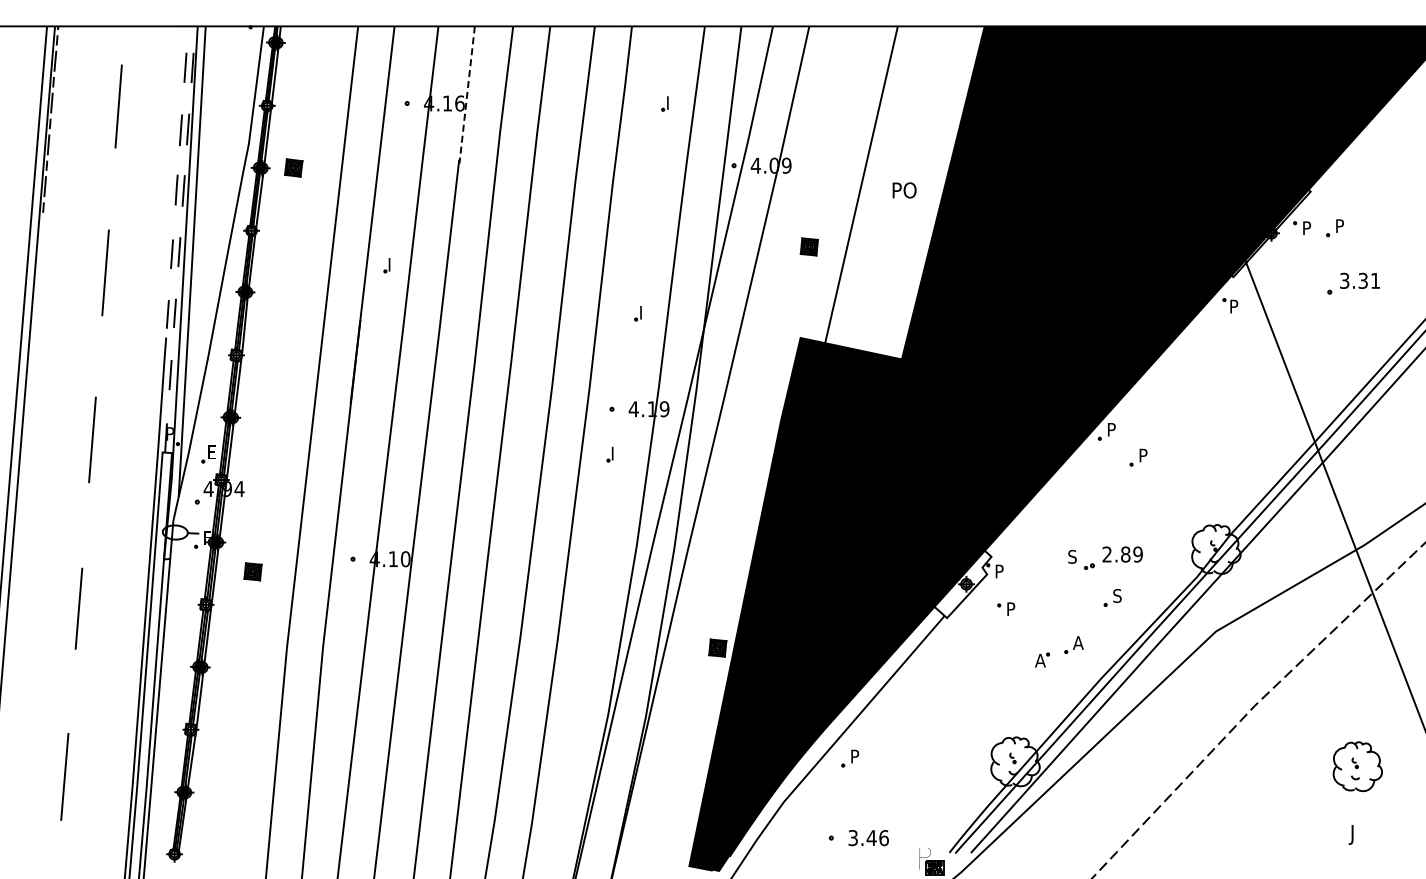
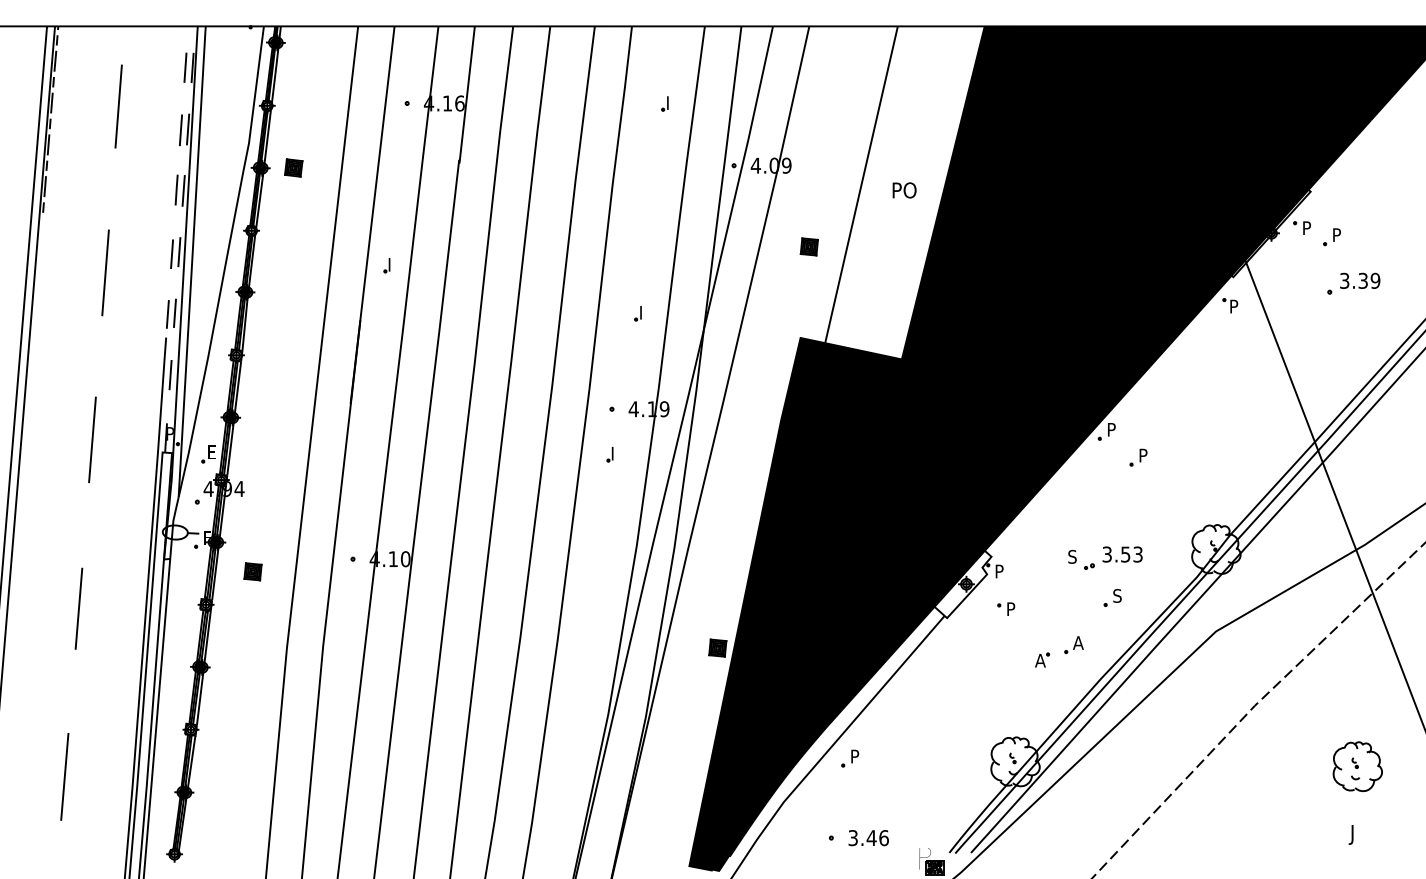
line: dashed -> solid (467, 94)
part position: (1334, 228) -> (1331, 237) (1331, 237)
text: 3.31 -> 3.39 (1375, 280)
text: 2.89 -> 3.53 (1122, 554)
